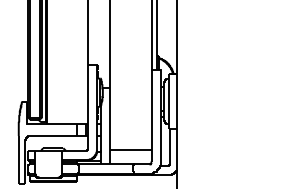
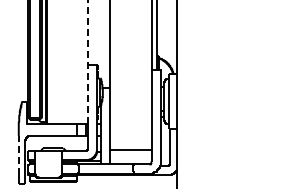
line: solid -> dashed (87, 62)
line: solid -> dashed (18, 155)
